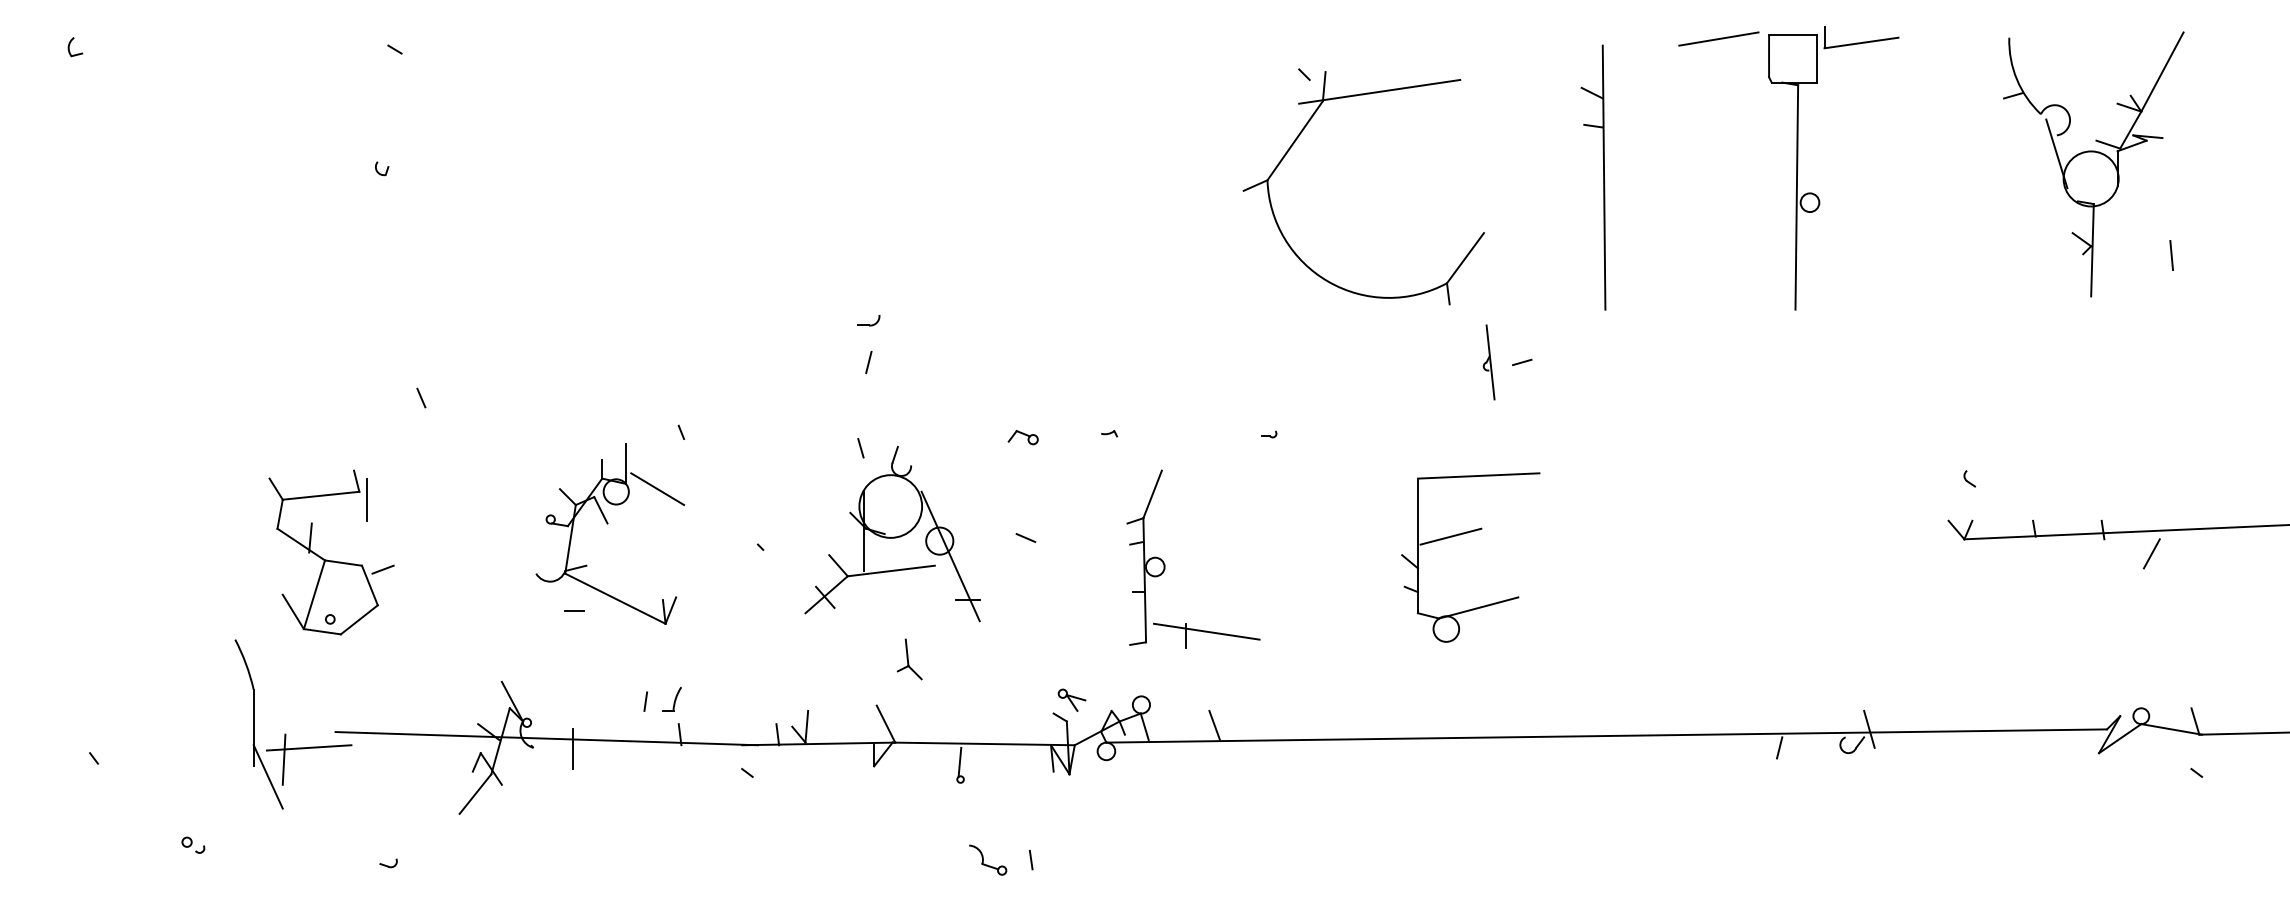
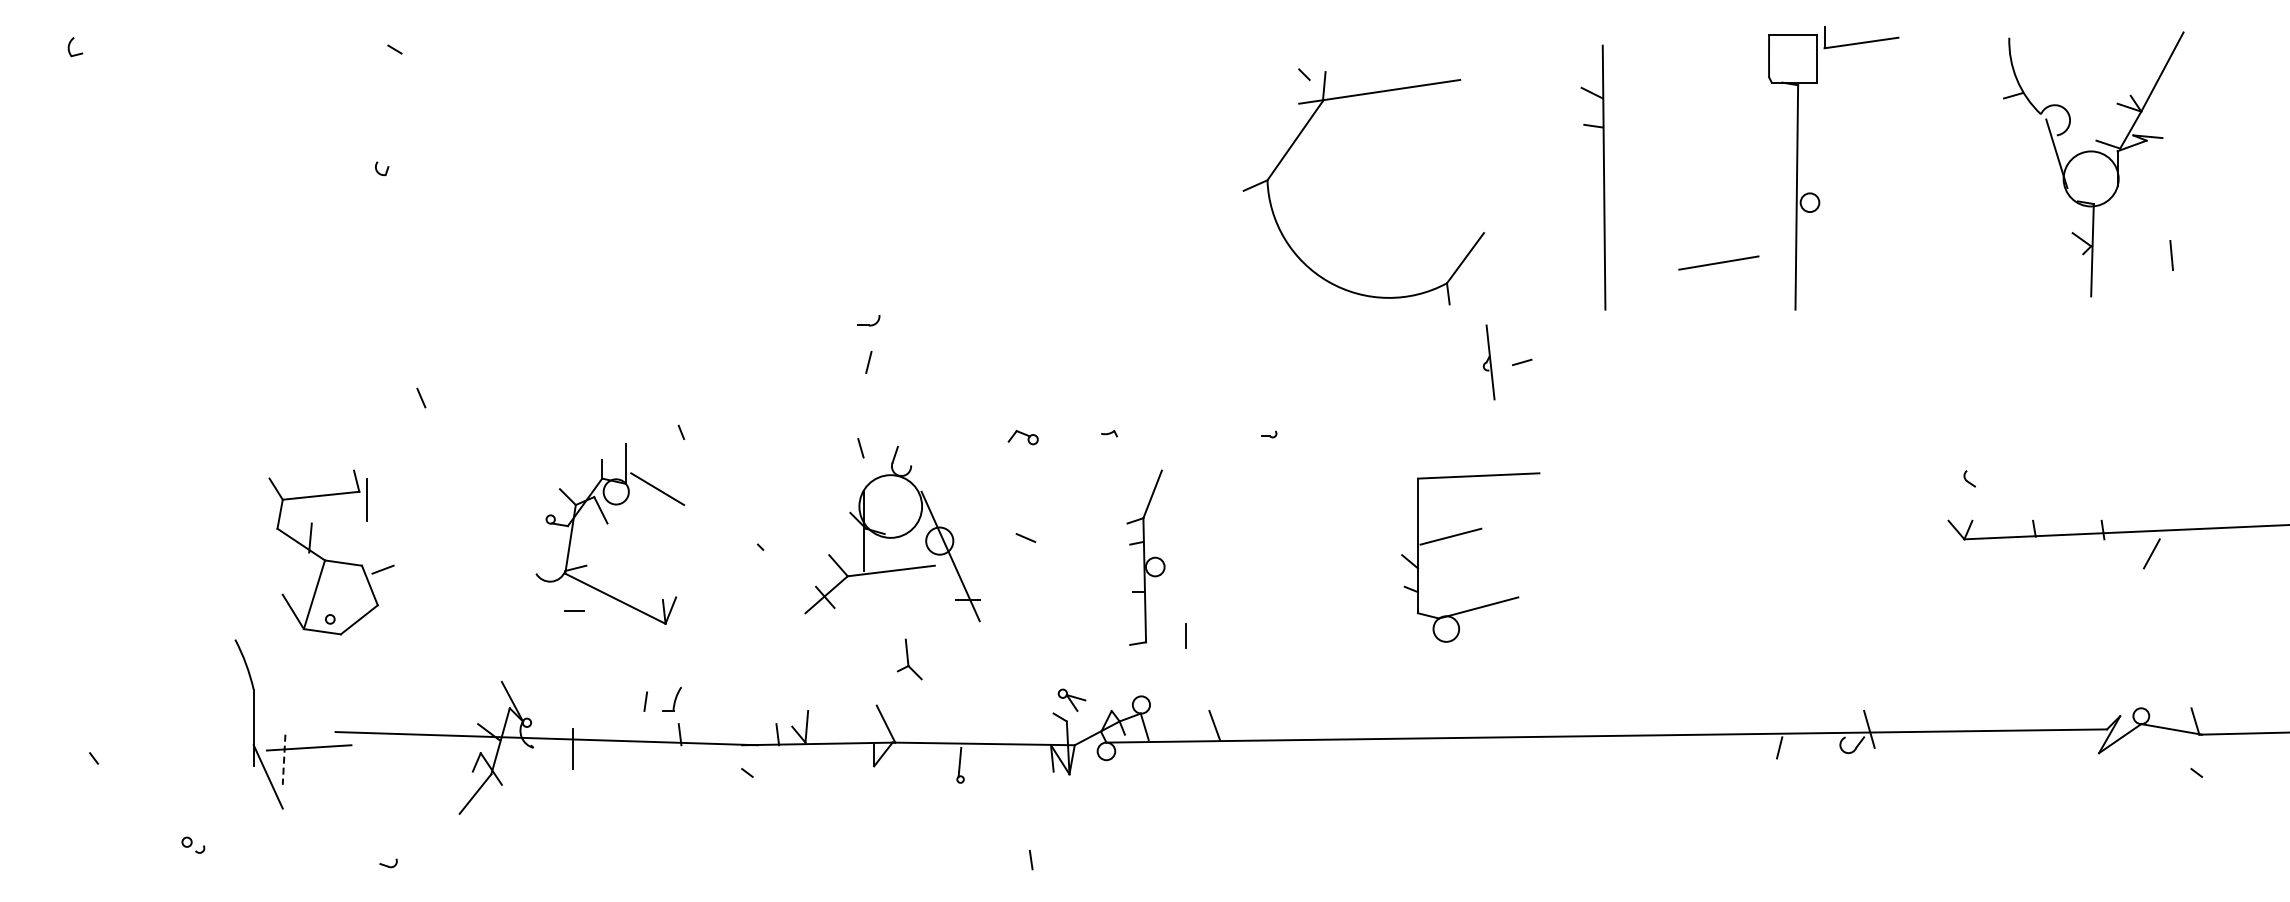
line position: (1718, 38) -> (1718, 262) (1718, 262)
line: present -> none (1206, 631)
line: solid -> dashed (284, 760)
part: present -> none (988, 859)
